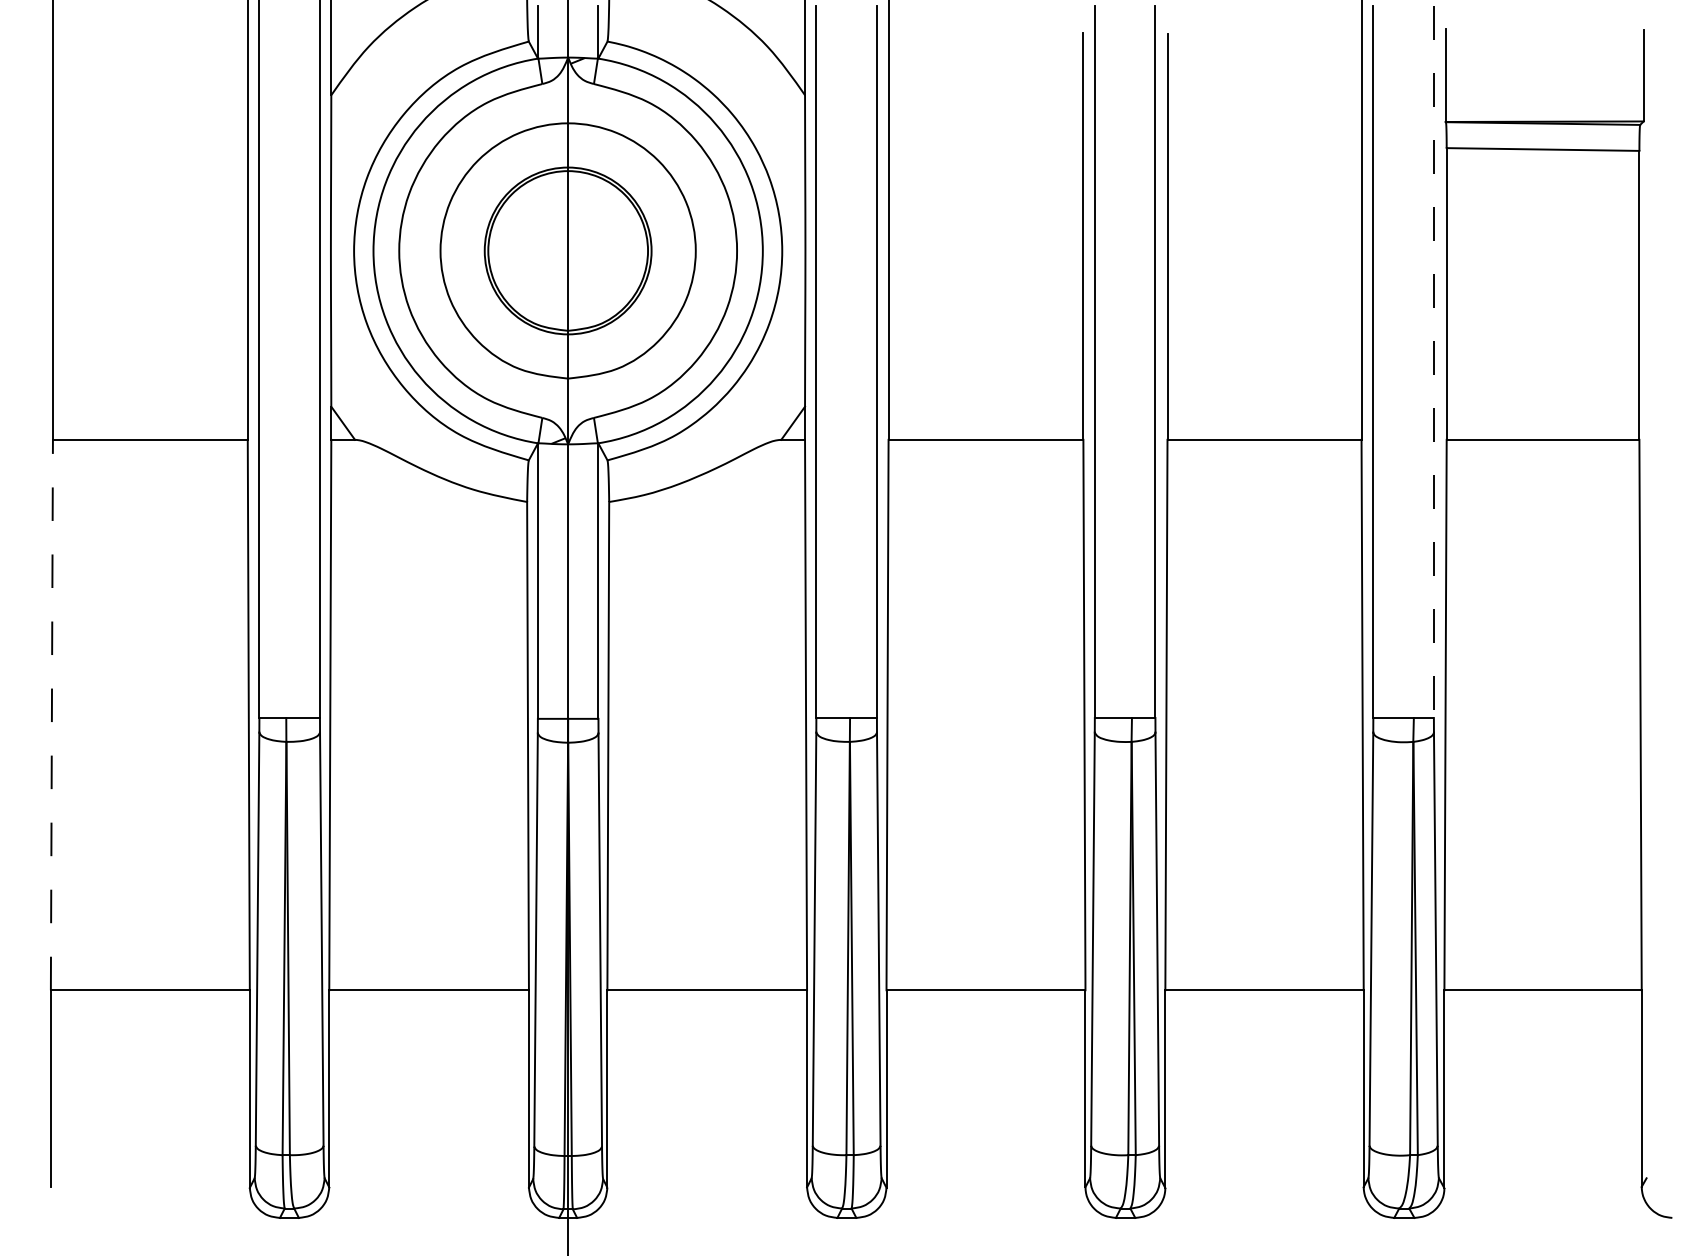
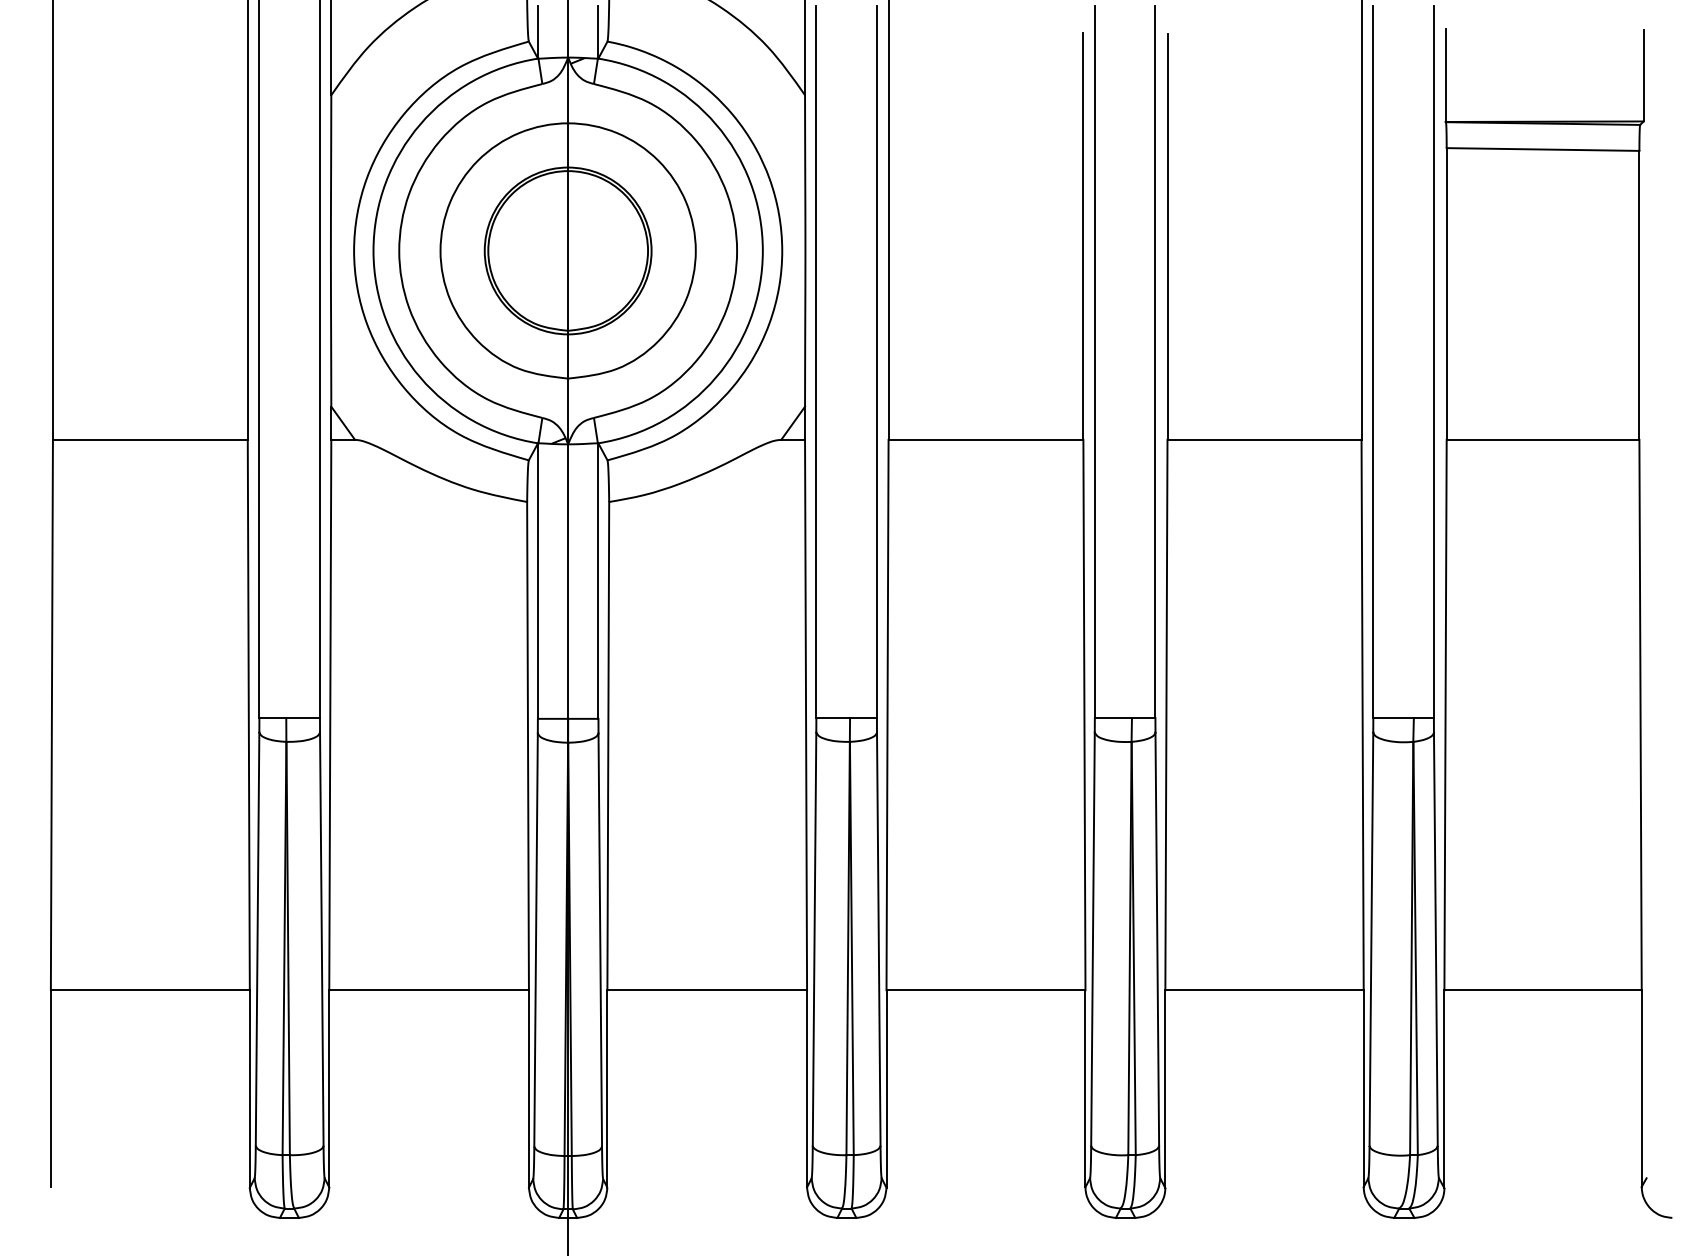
line: dashed -> solid (1433, 362)
line: dashed -> solid (51, 714)
